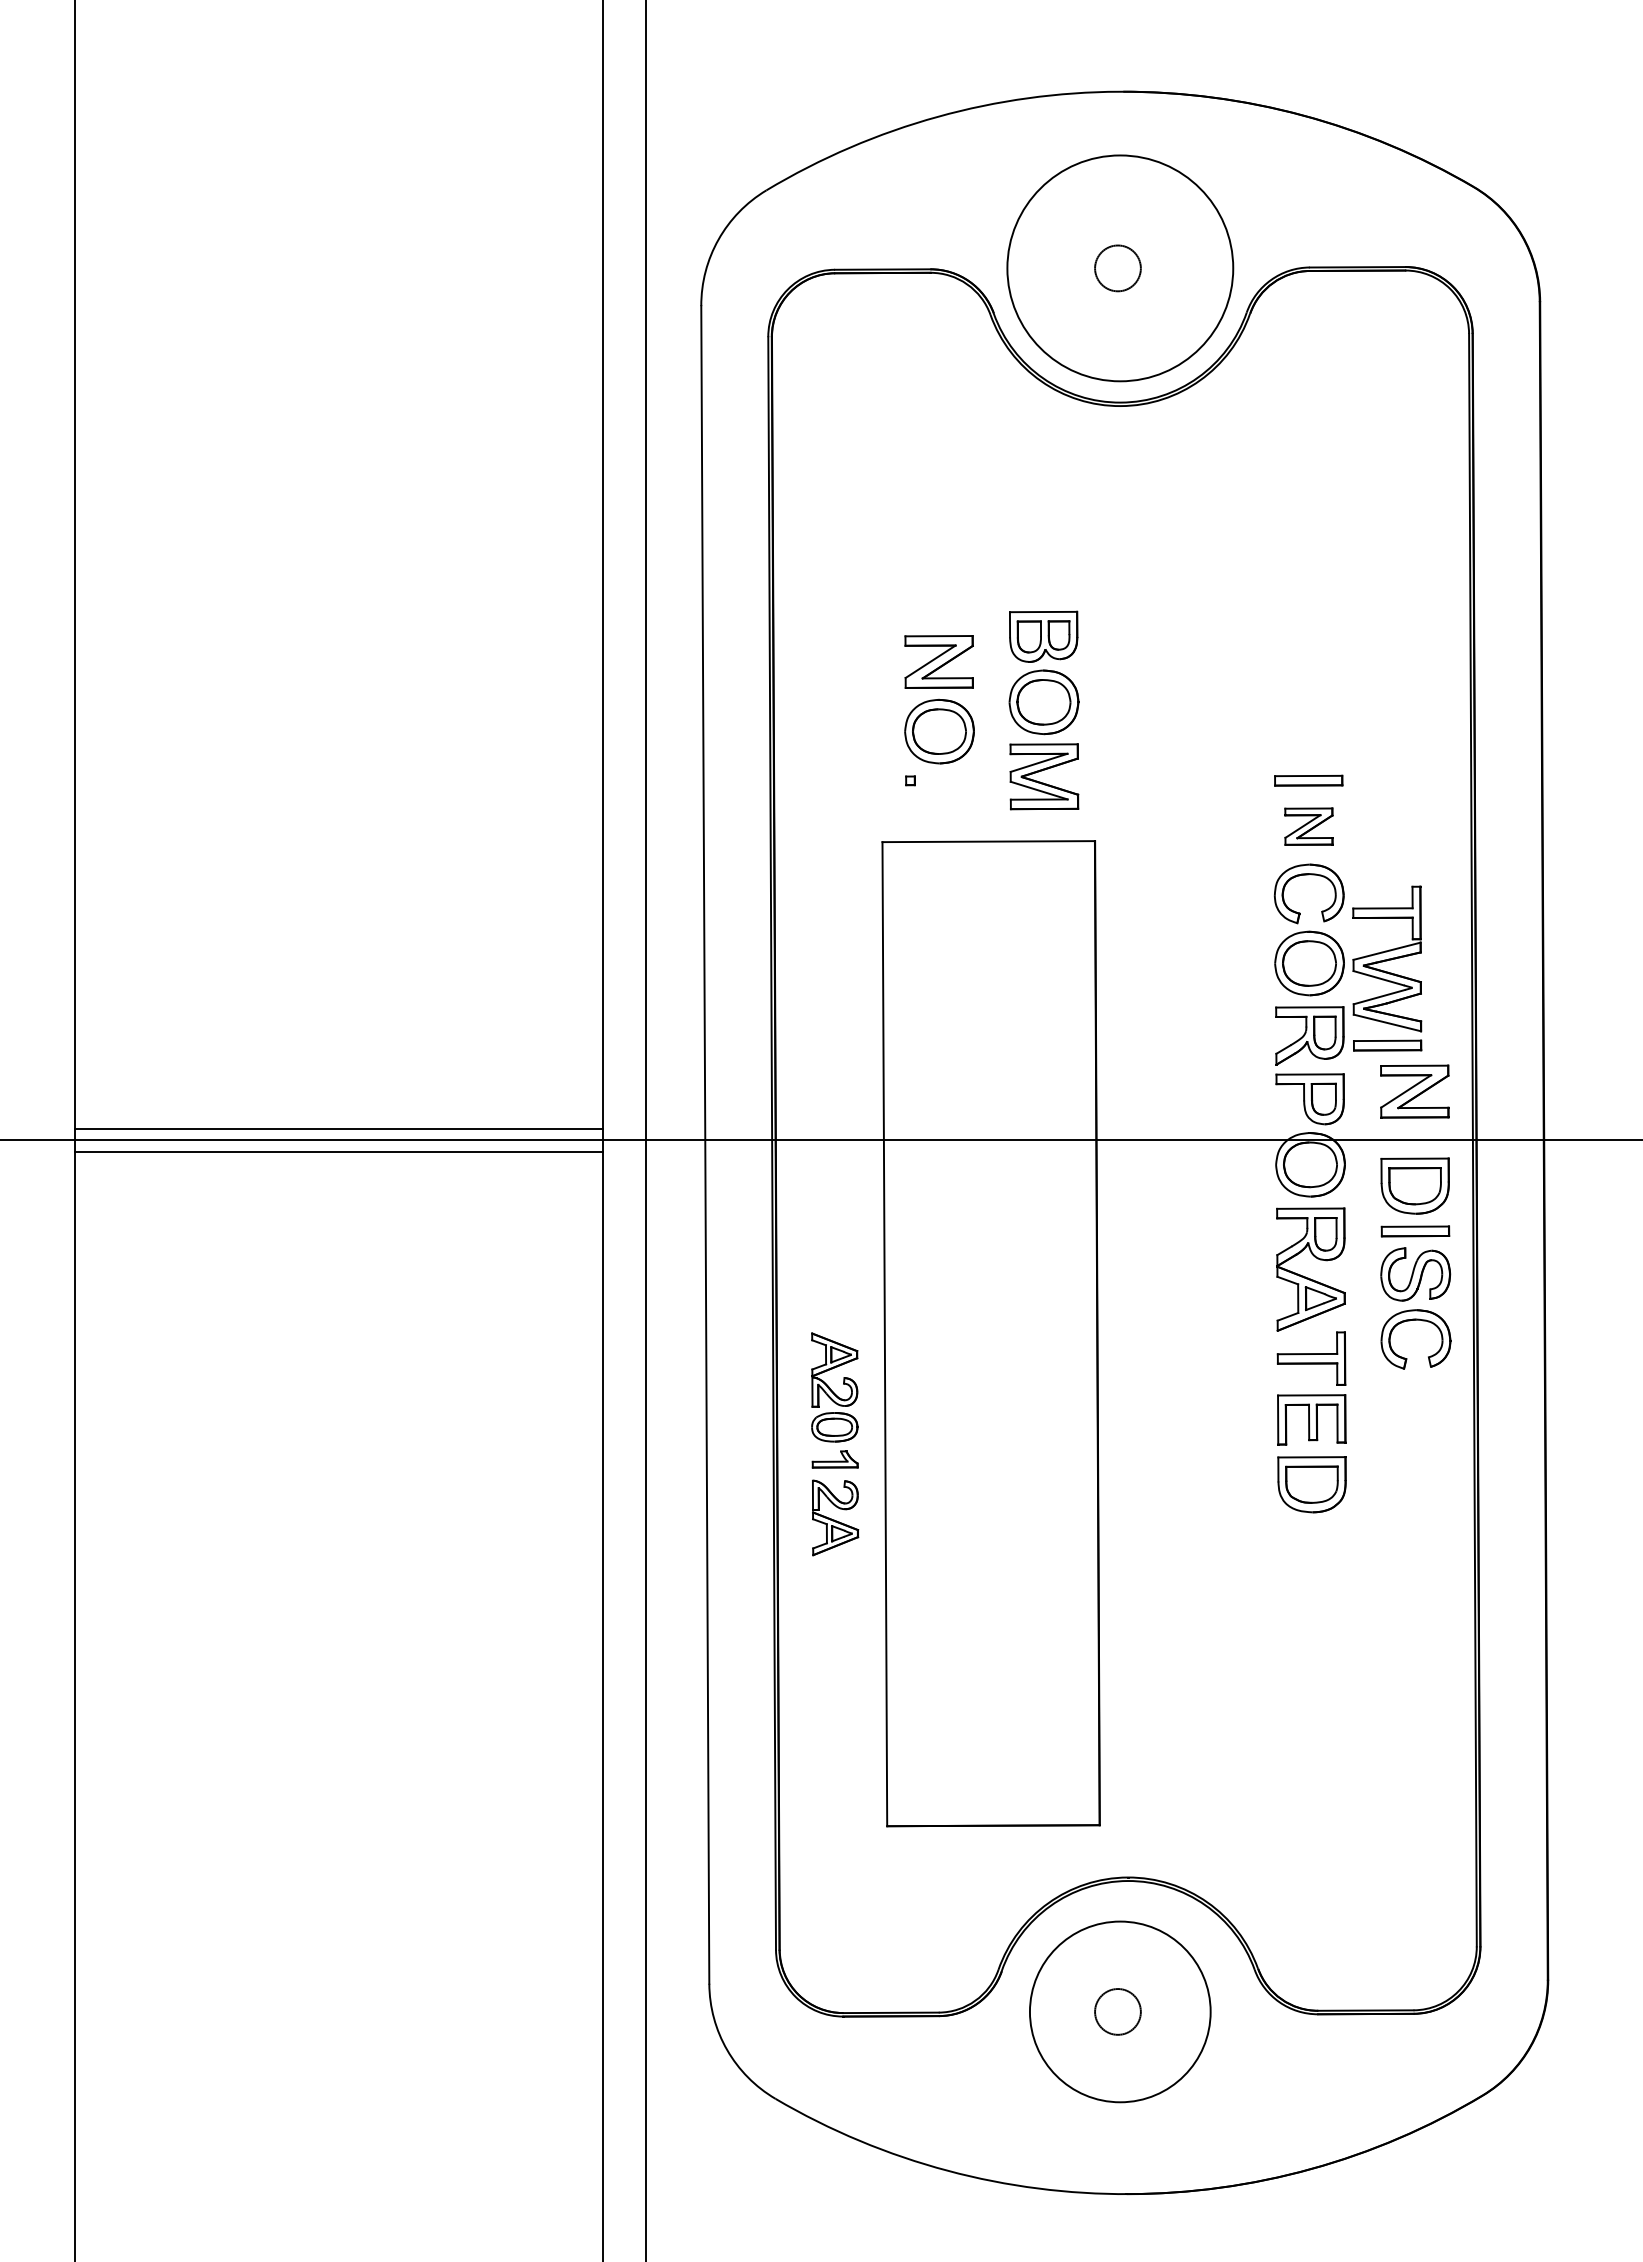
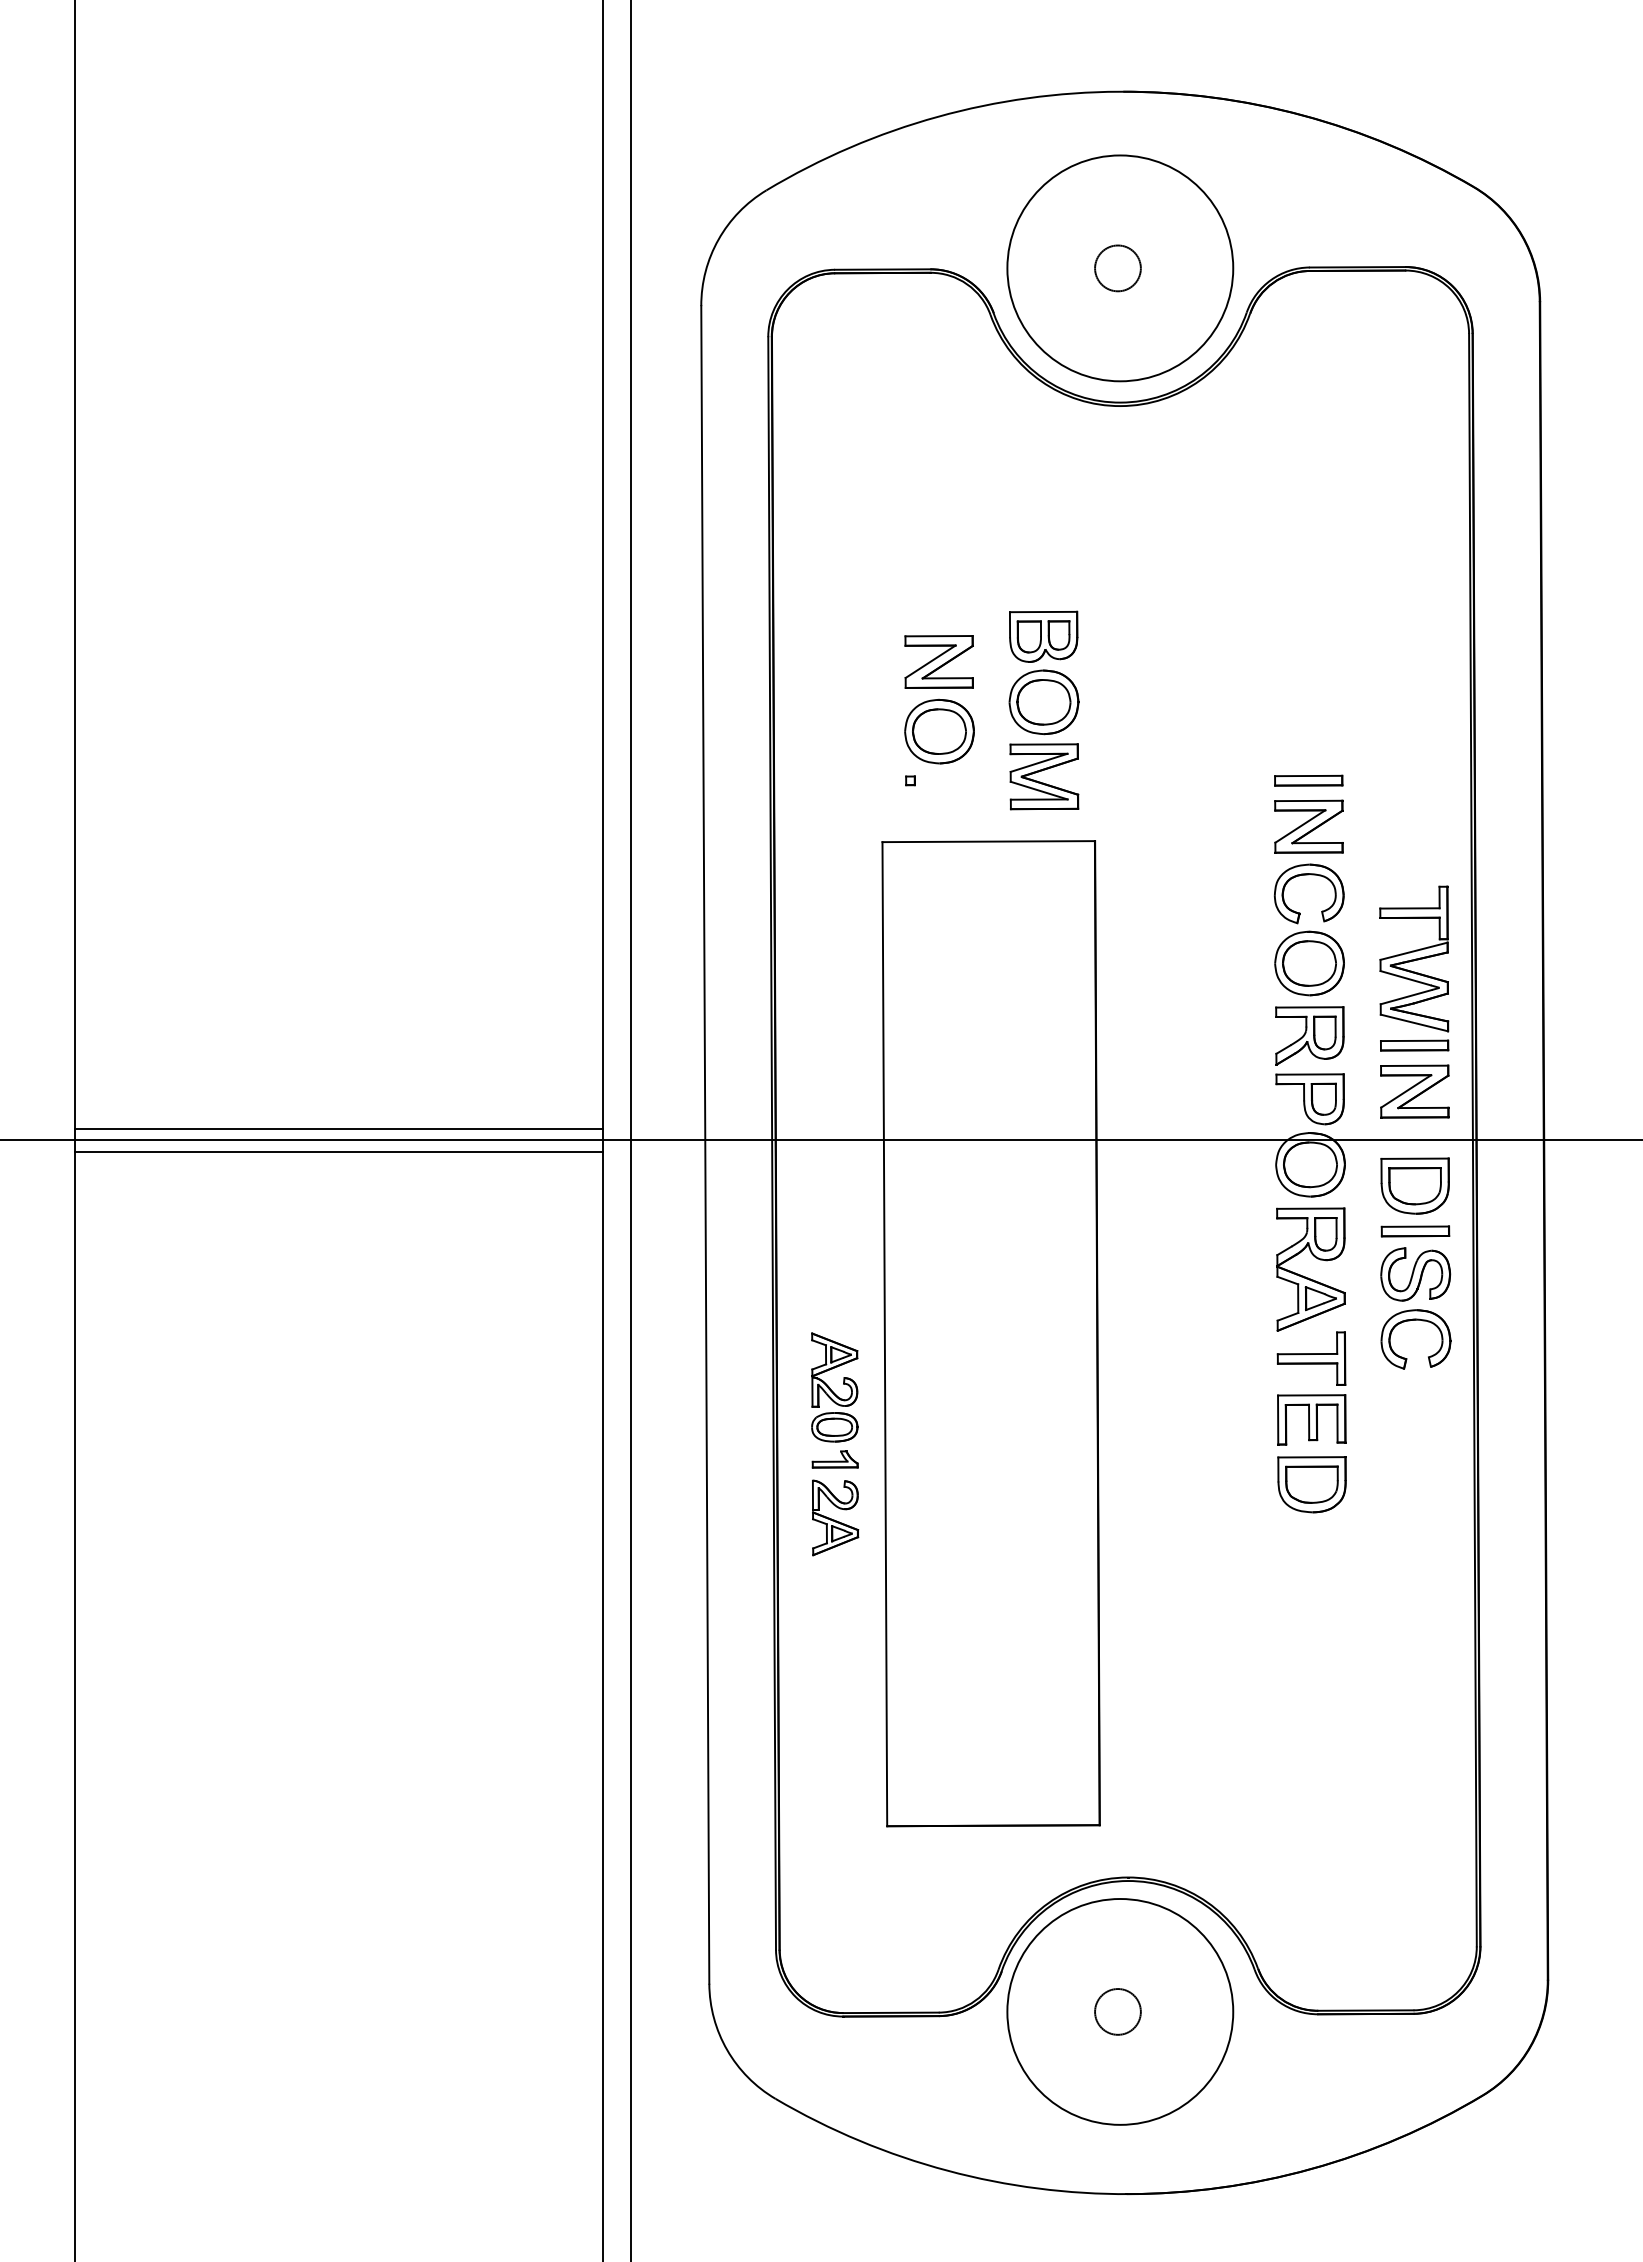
part size: 50x39 px -> 70x55 px (1308, 826)
part position: (1387, 968) -> (1414, 968) (1414, 968)
line position: (646, 1130) -> (631, 1130) (631, 1130)
circle diameter: 181 px -> 226 px (1120, 2011)
